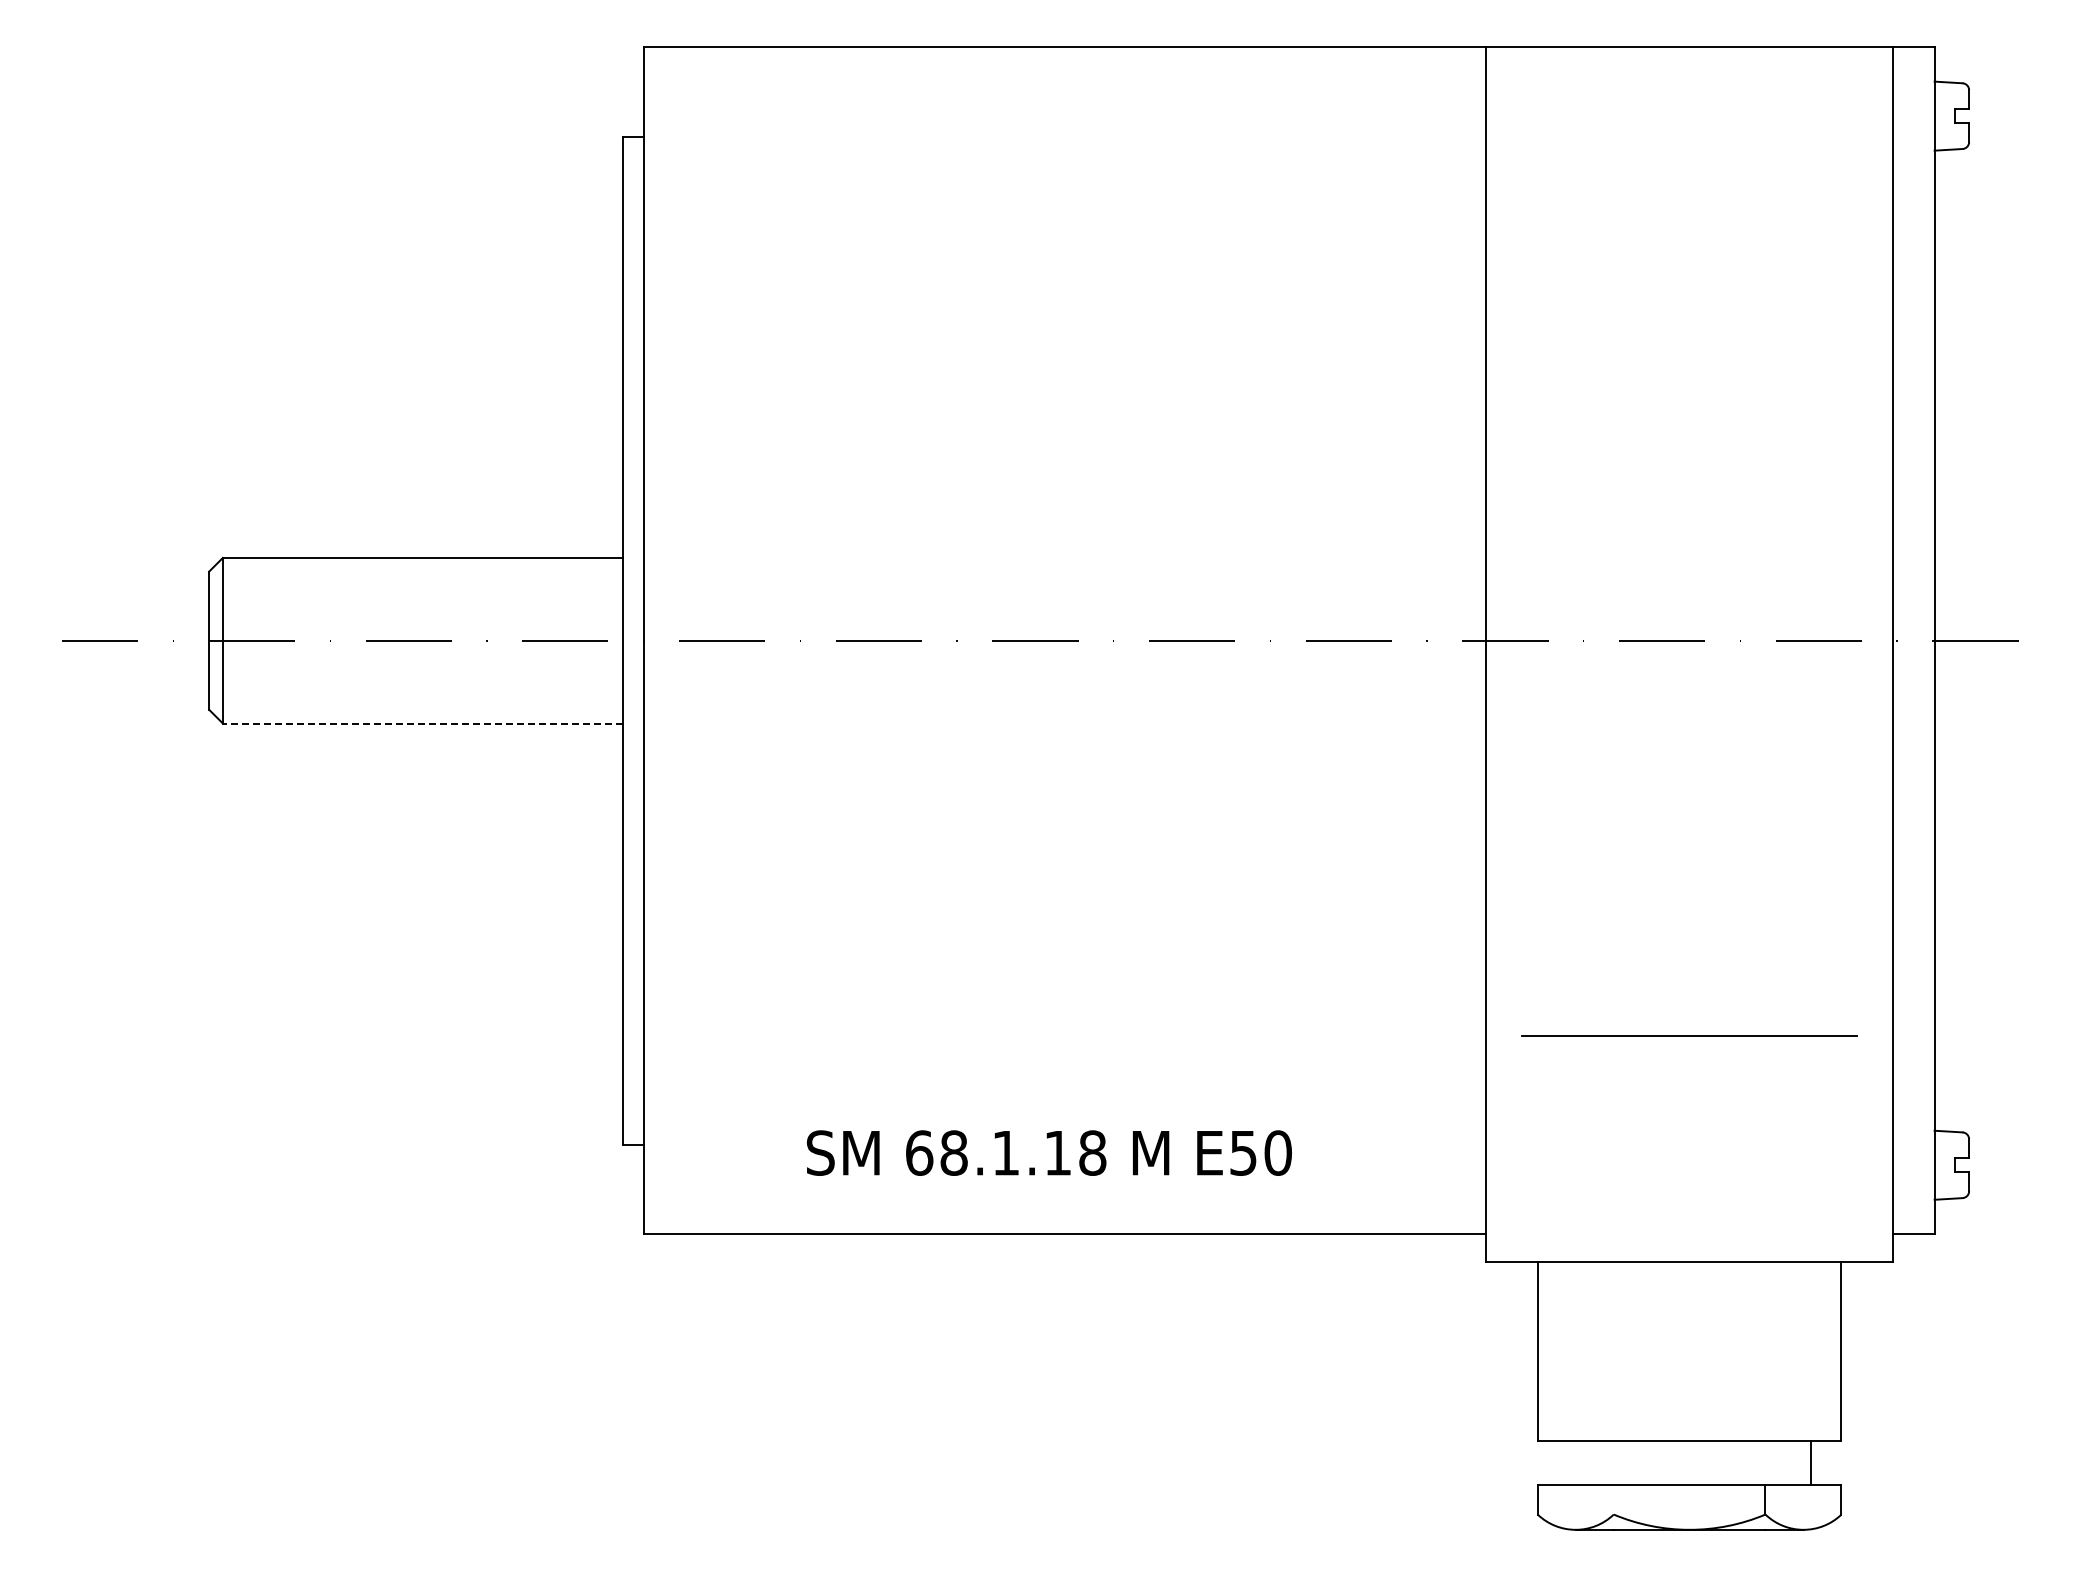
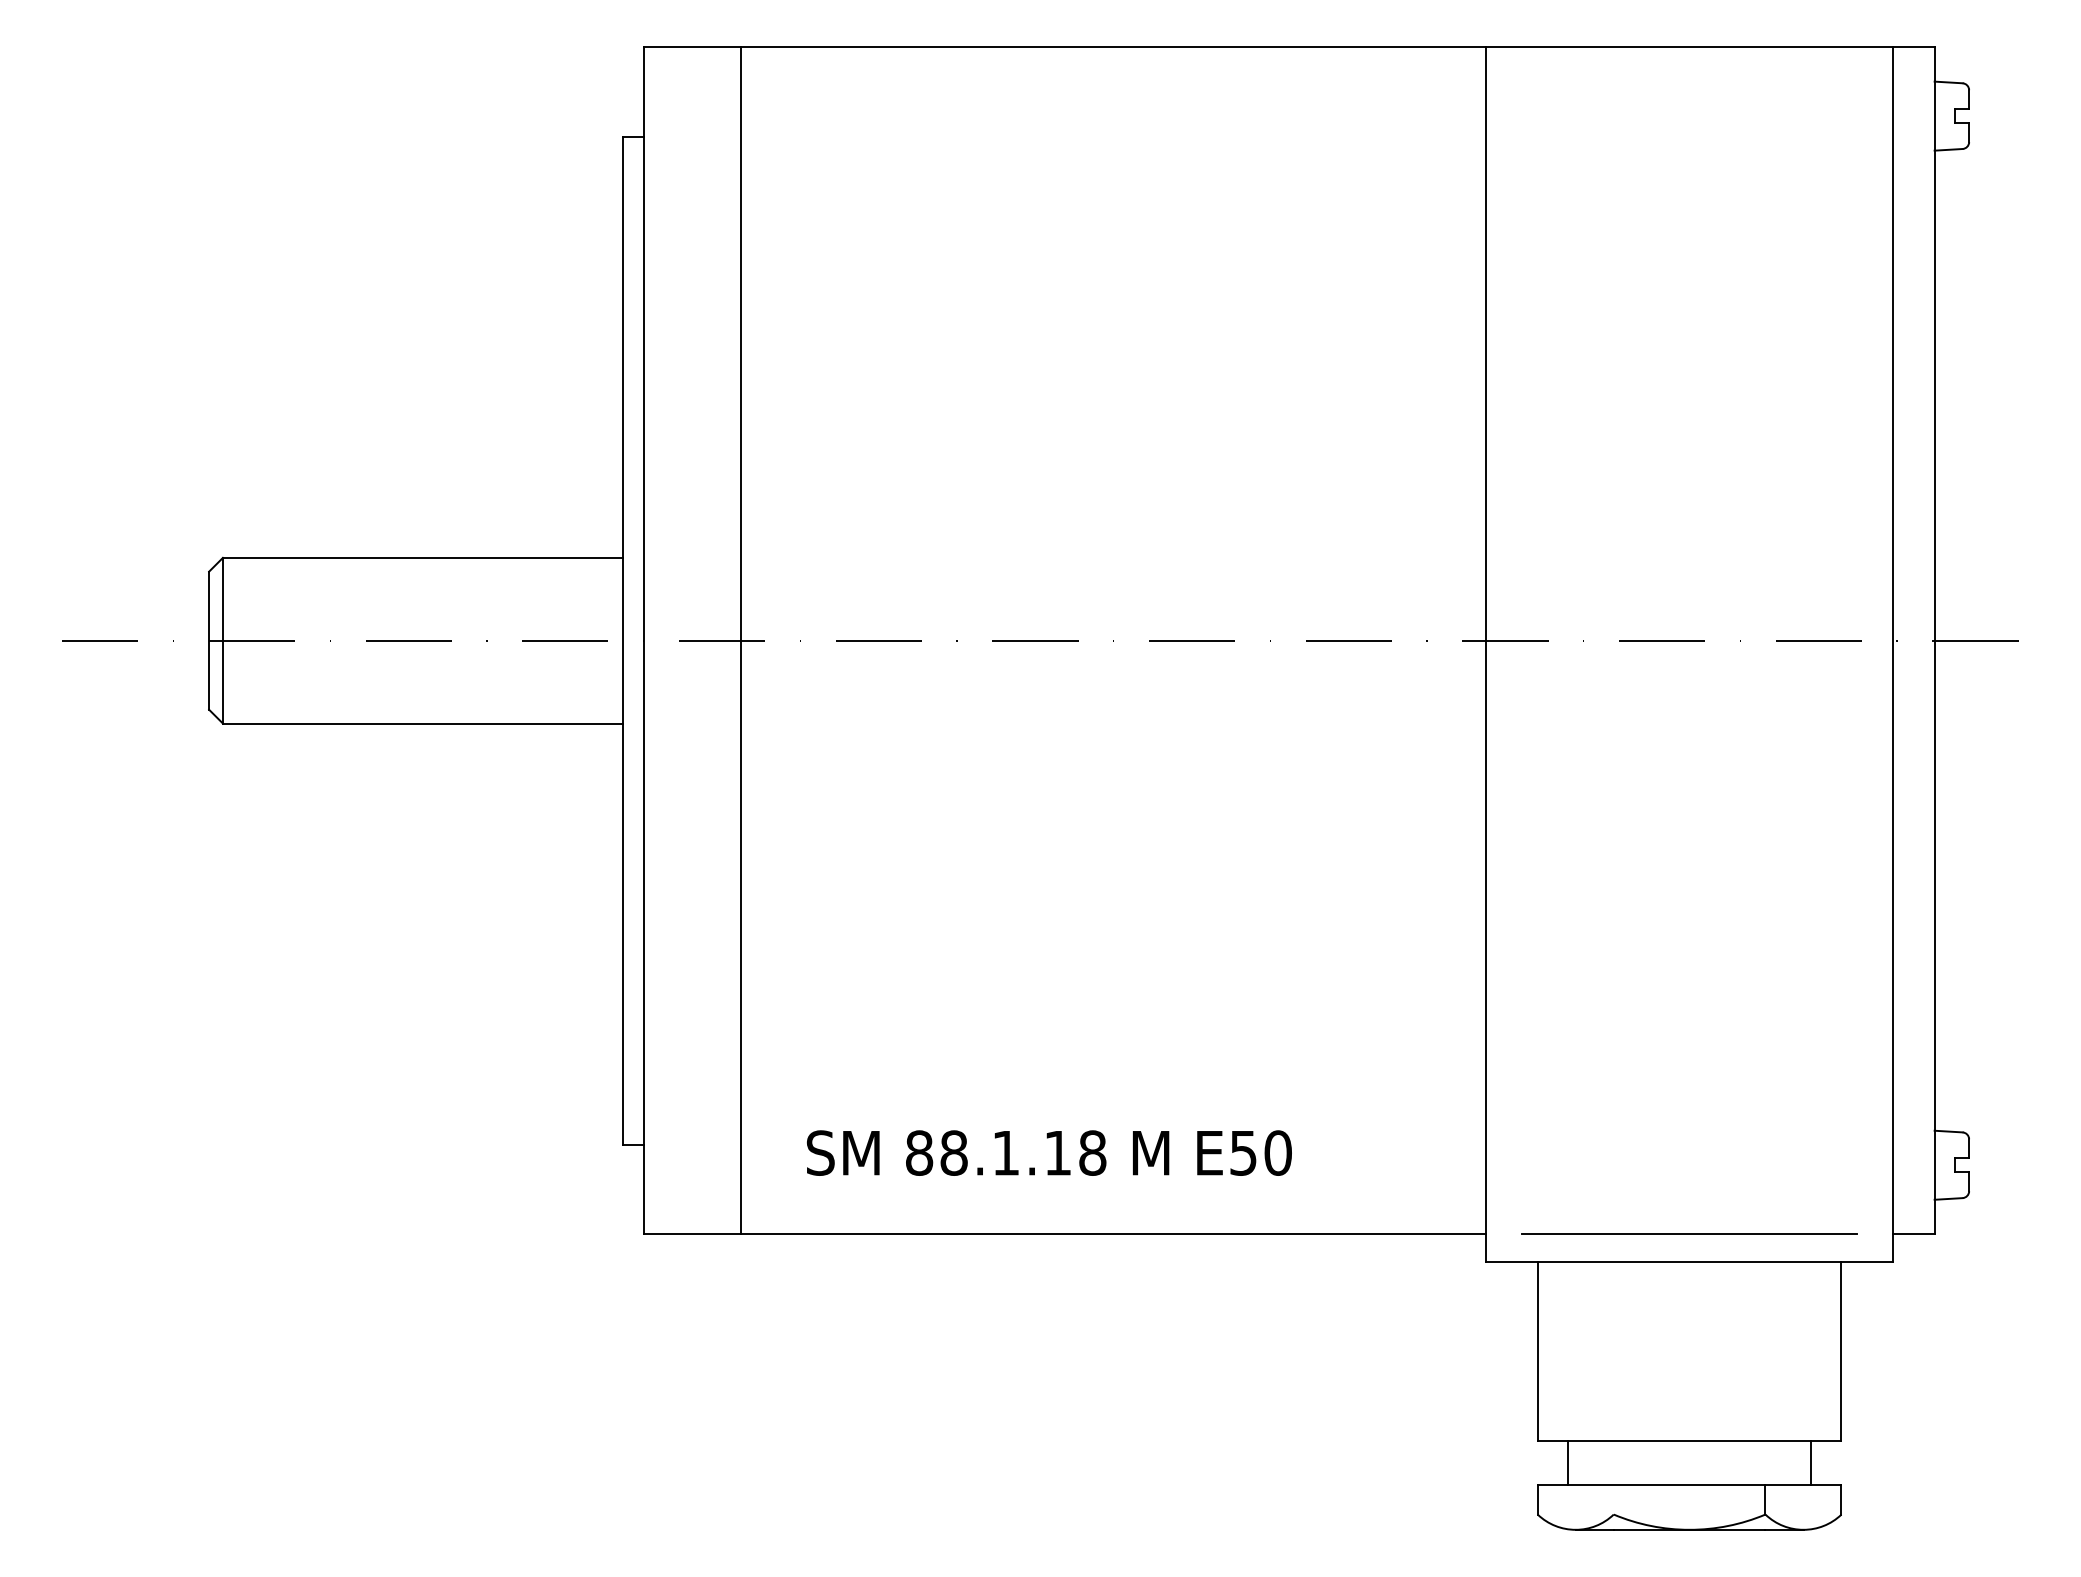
line: none -> present (740, 640)
line: dashed -> solid (422, 723)
line position: (1689, 1035) -> (1689, 1233) (1689, 1233)
text: 68.1.18 -> 88.1.18 (919, 1152)
line: none -> present (1567, 1462)
